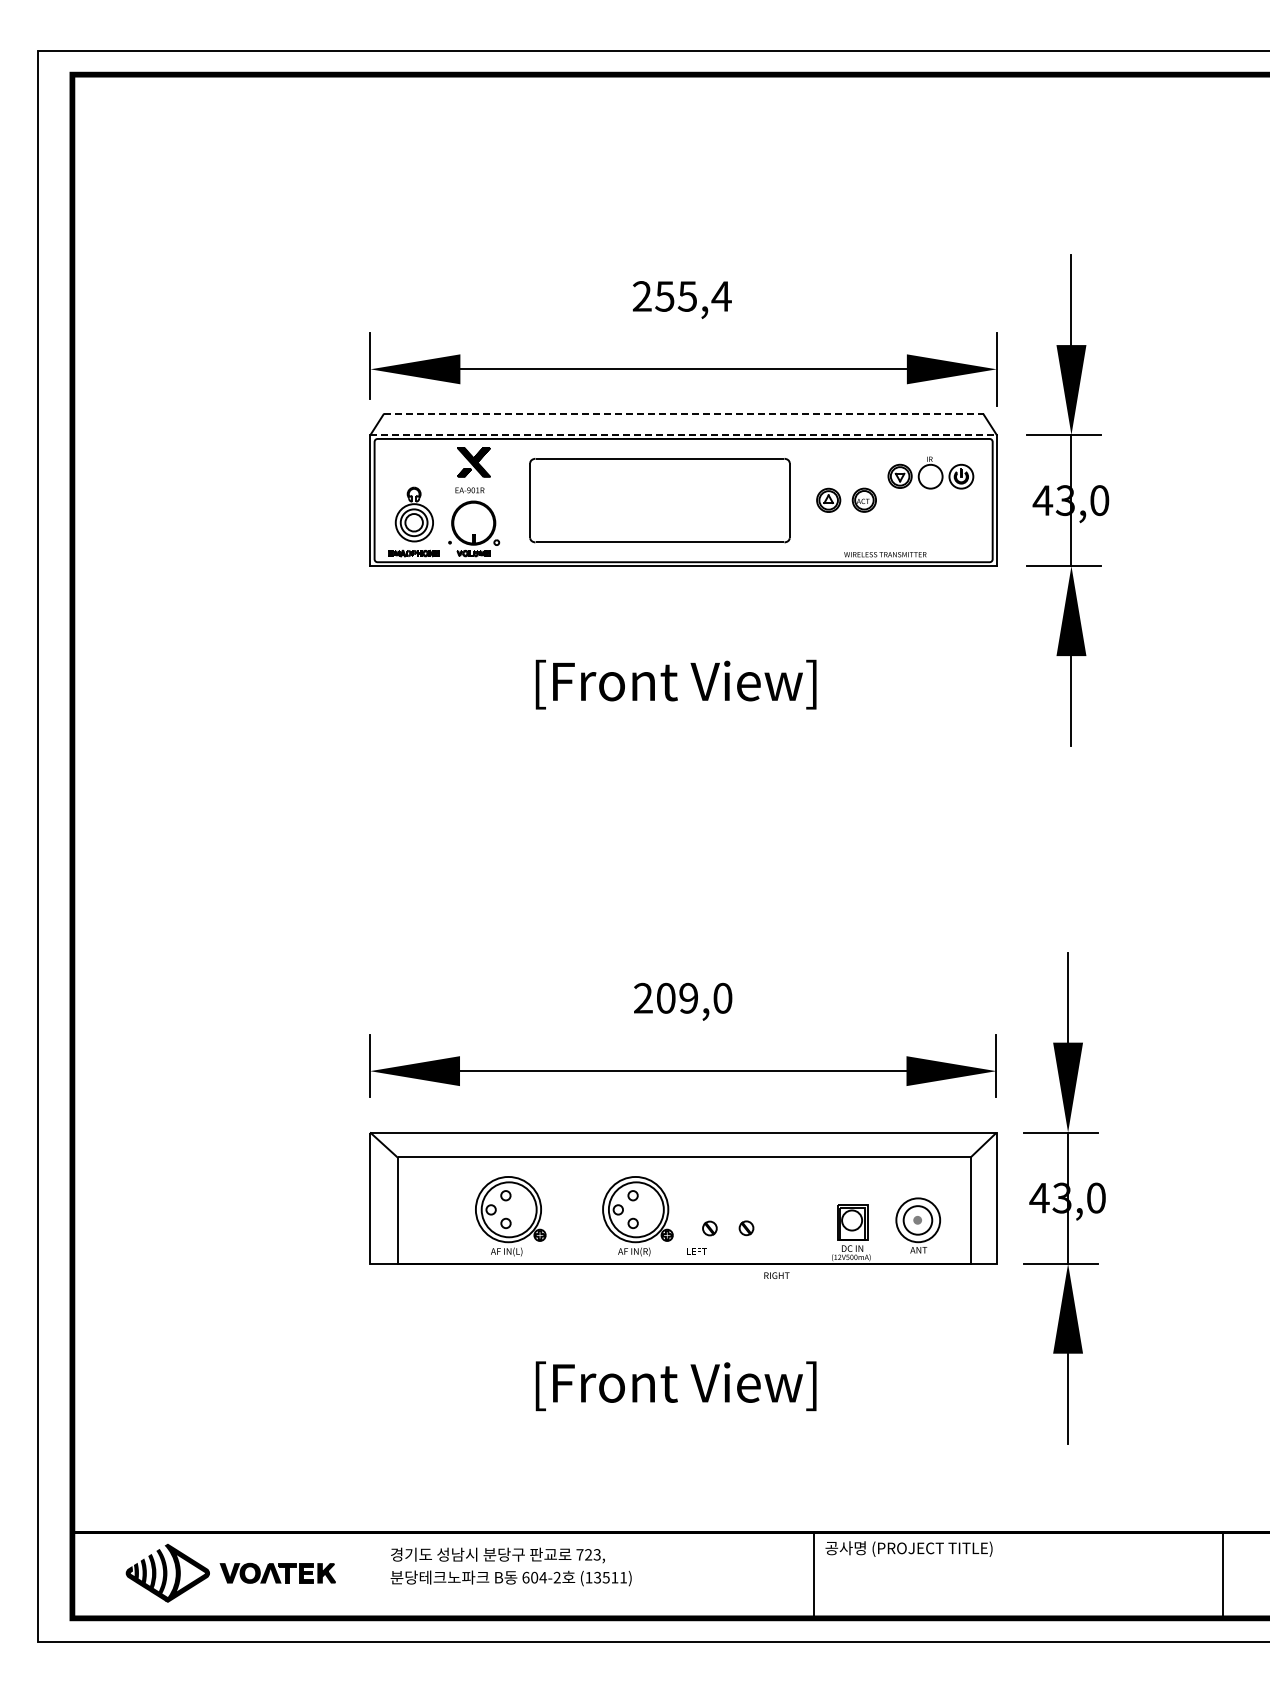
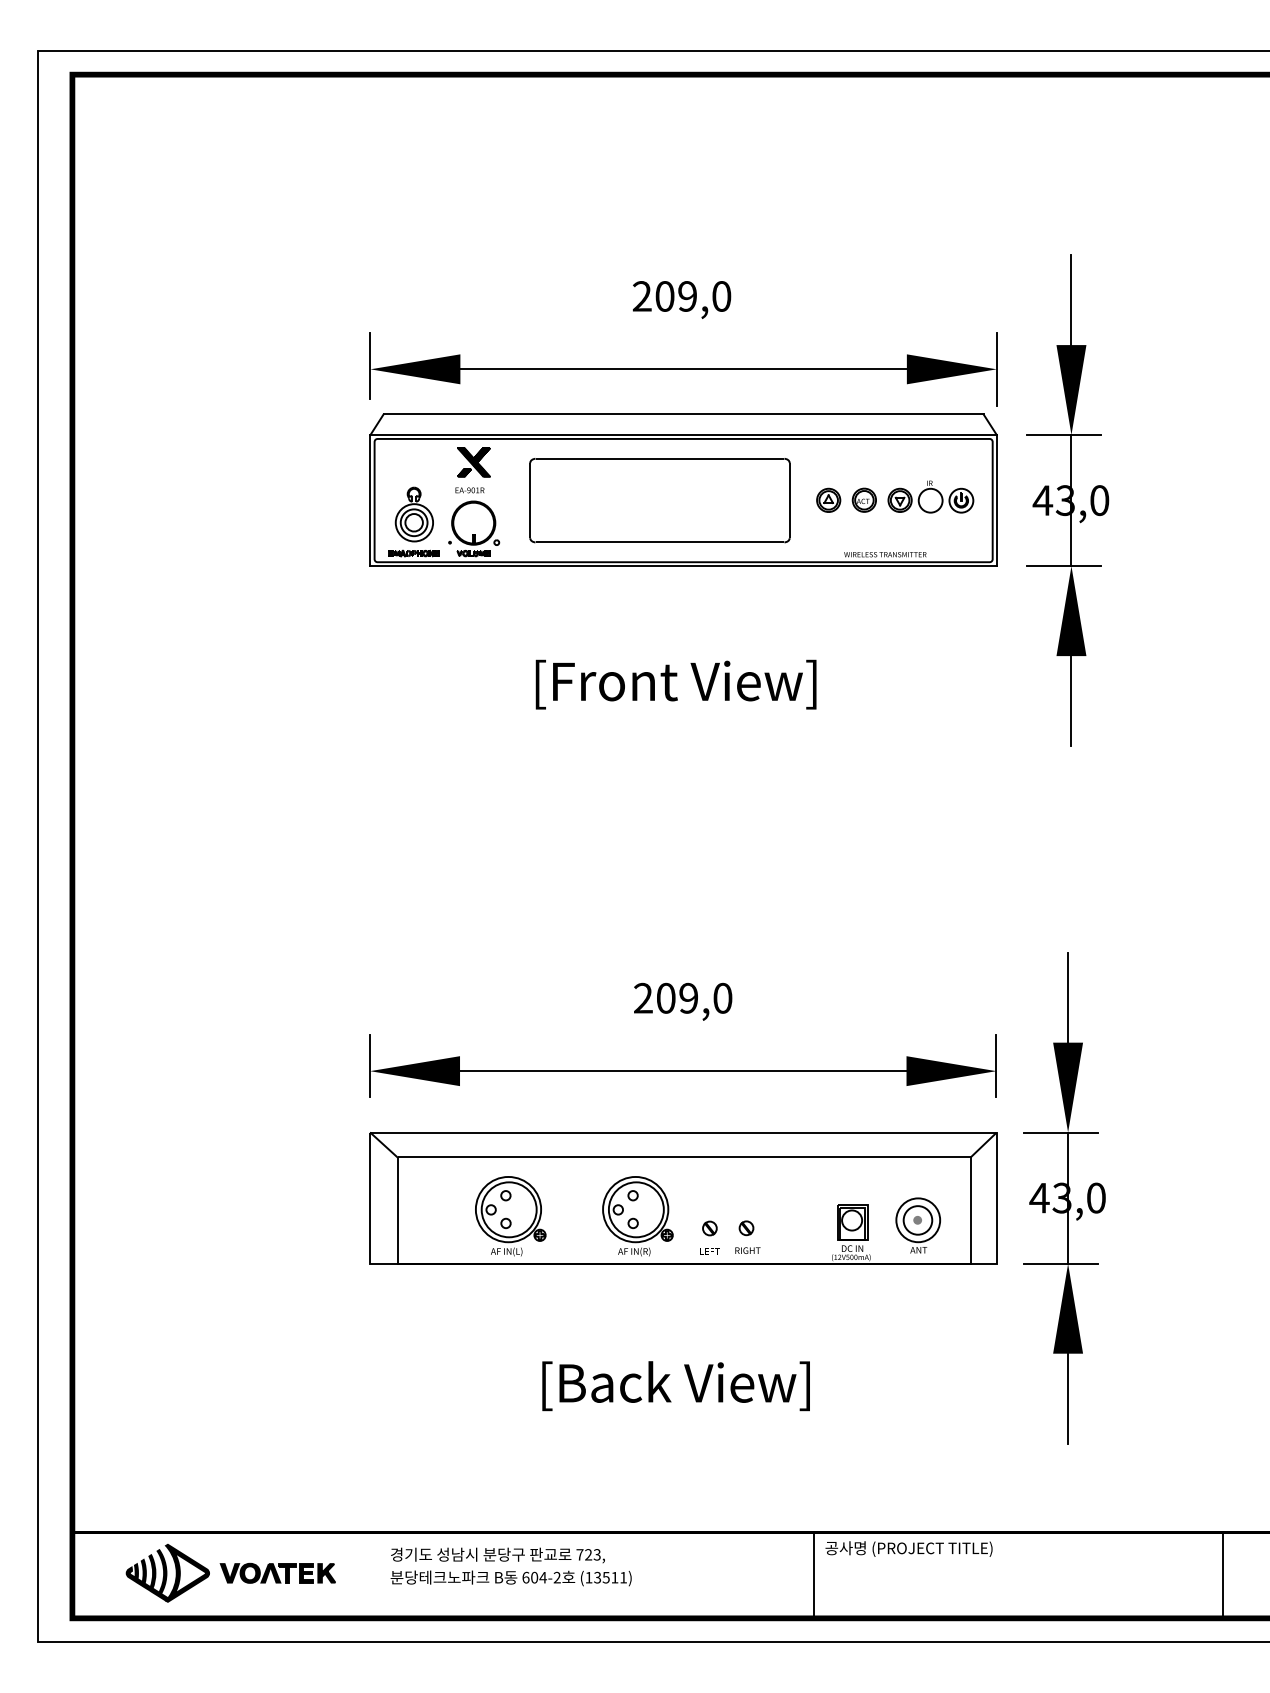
text: 255,4 -> 209,0 (693, 296)
line: dashed -> solid (684, 414)
line: dashed -> solid (684, 434)
part position: (930, 472) -> (930, 496) (930, 496)
text position: (696, 1251) -> (709, 1251) (709, 1251)
text position: (776, 1275) -> (747, 1250) (747, 1250)
text: [Front View] -> [Back View] (675, 1386)
